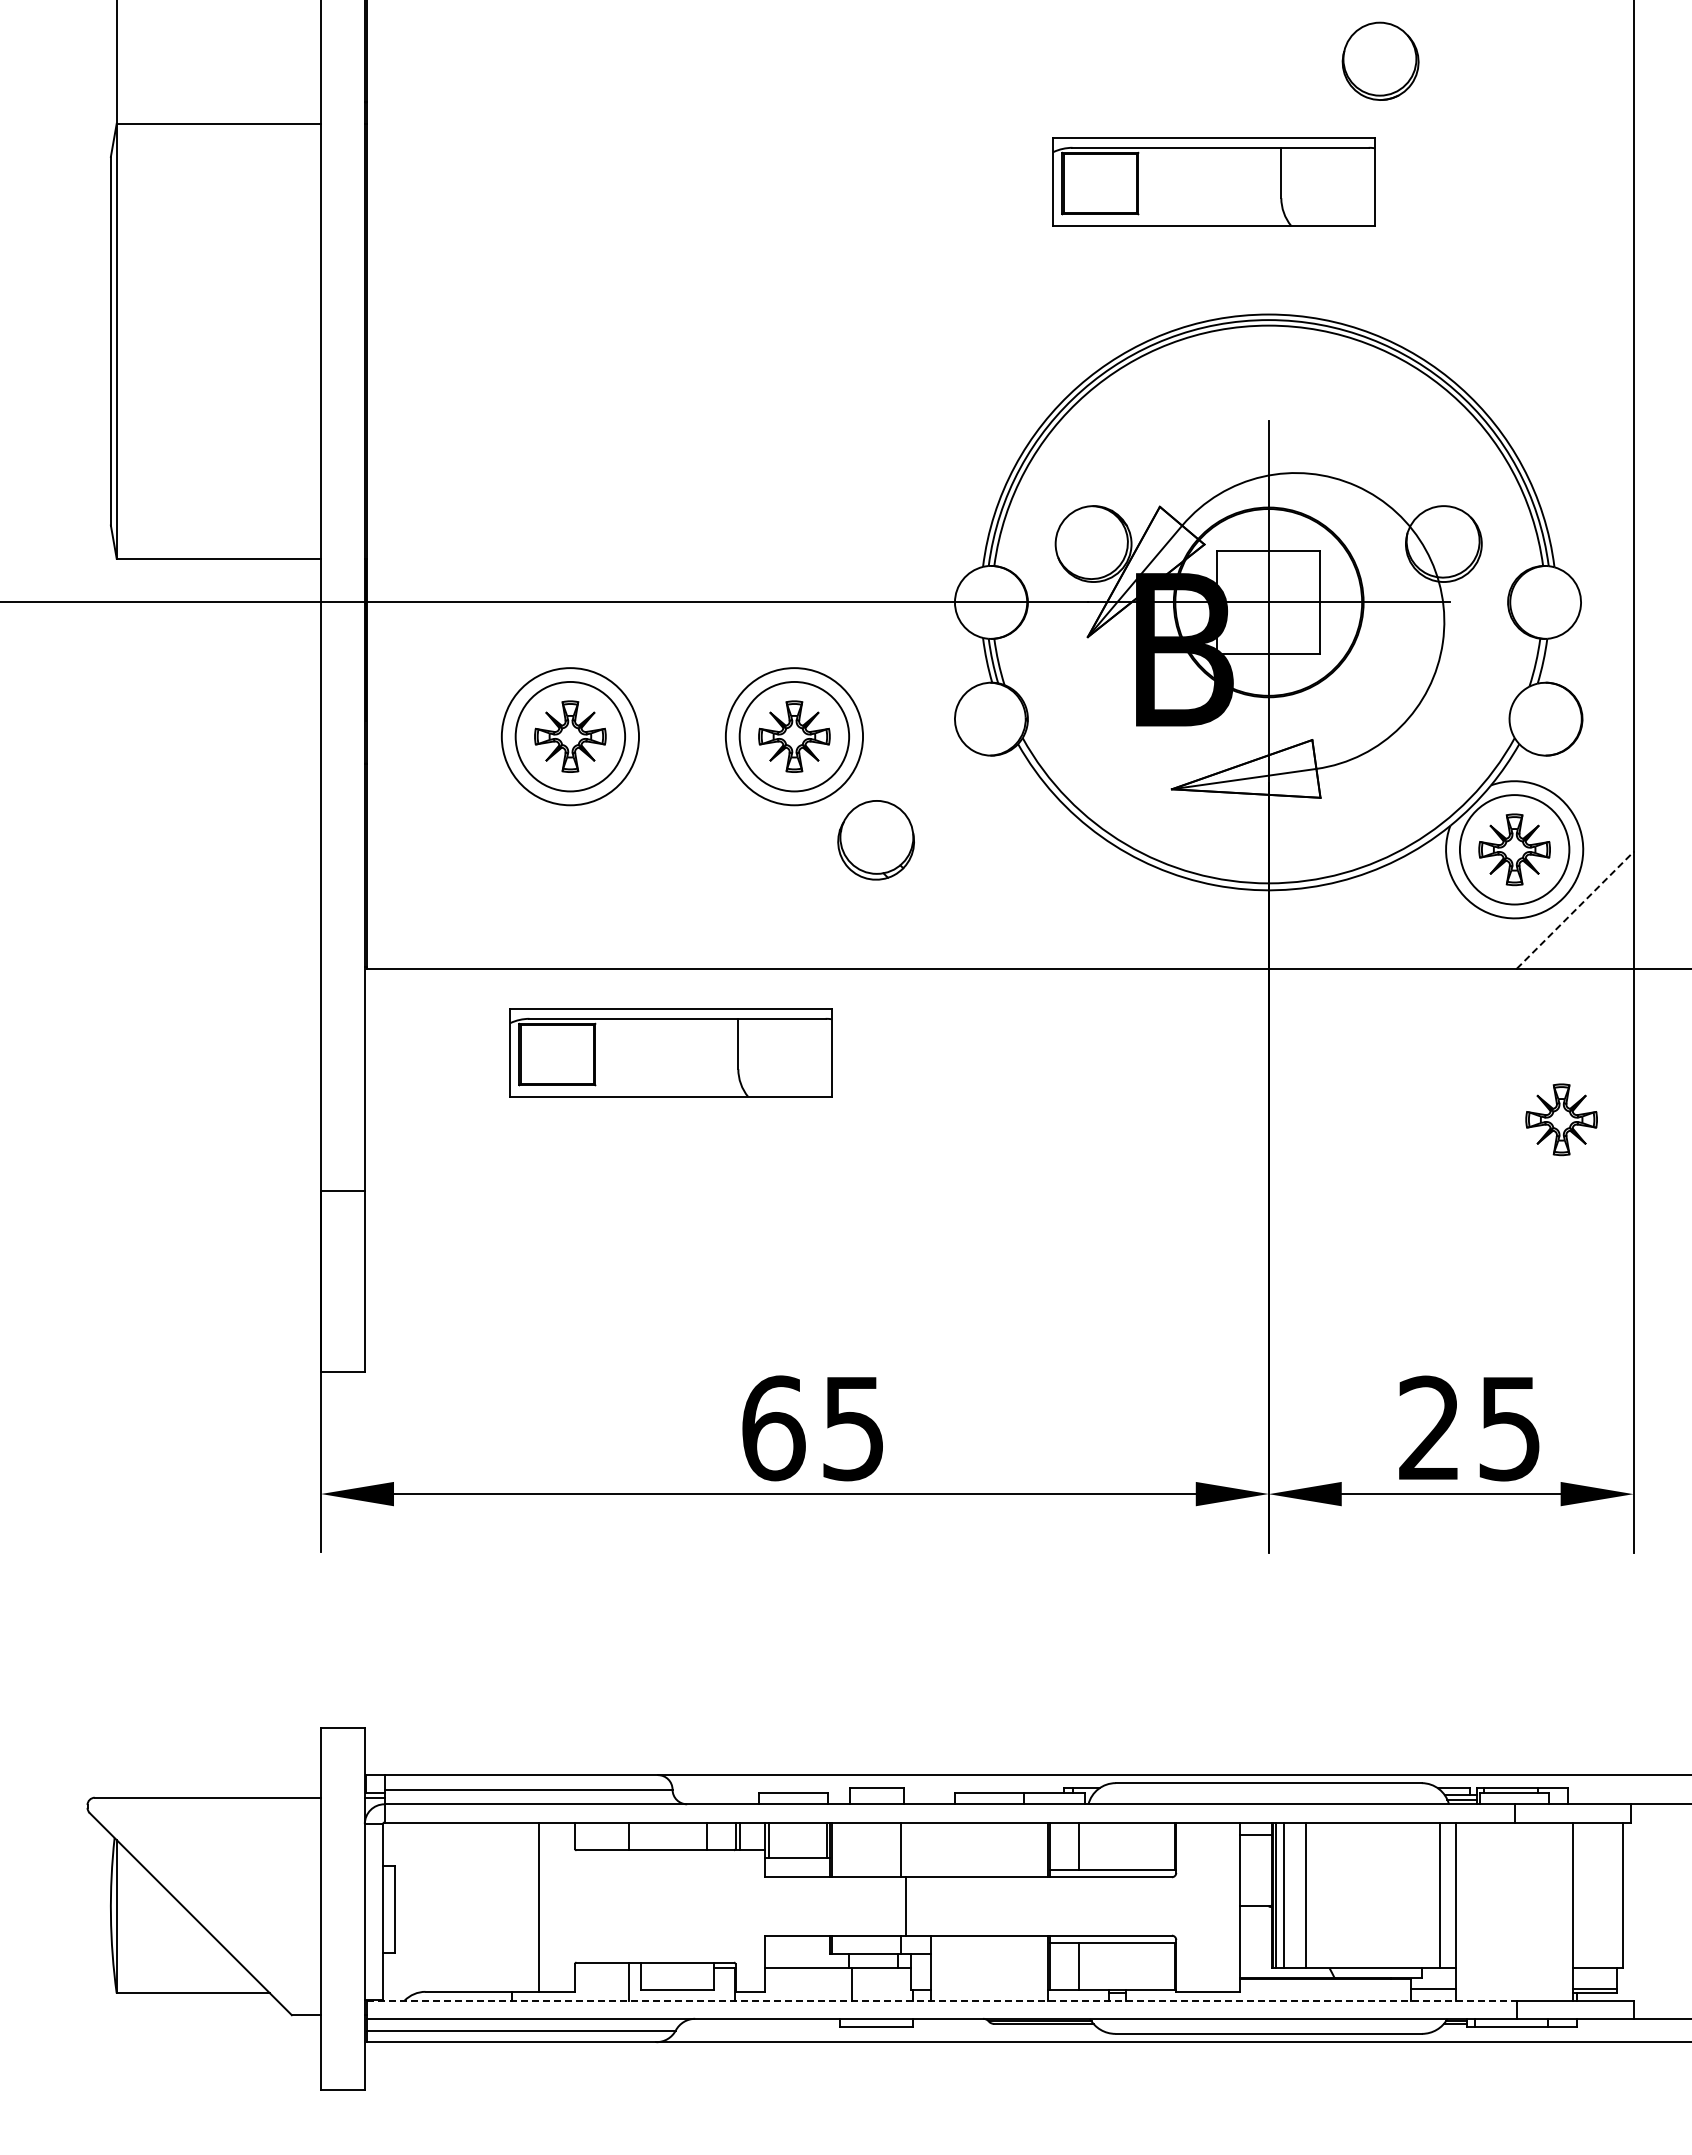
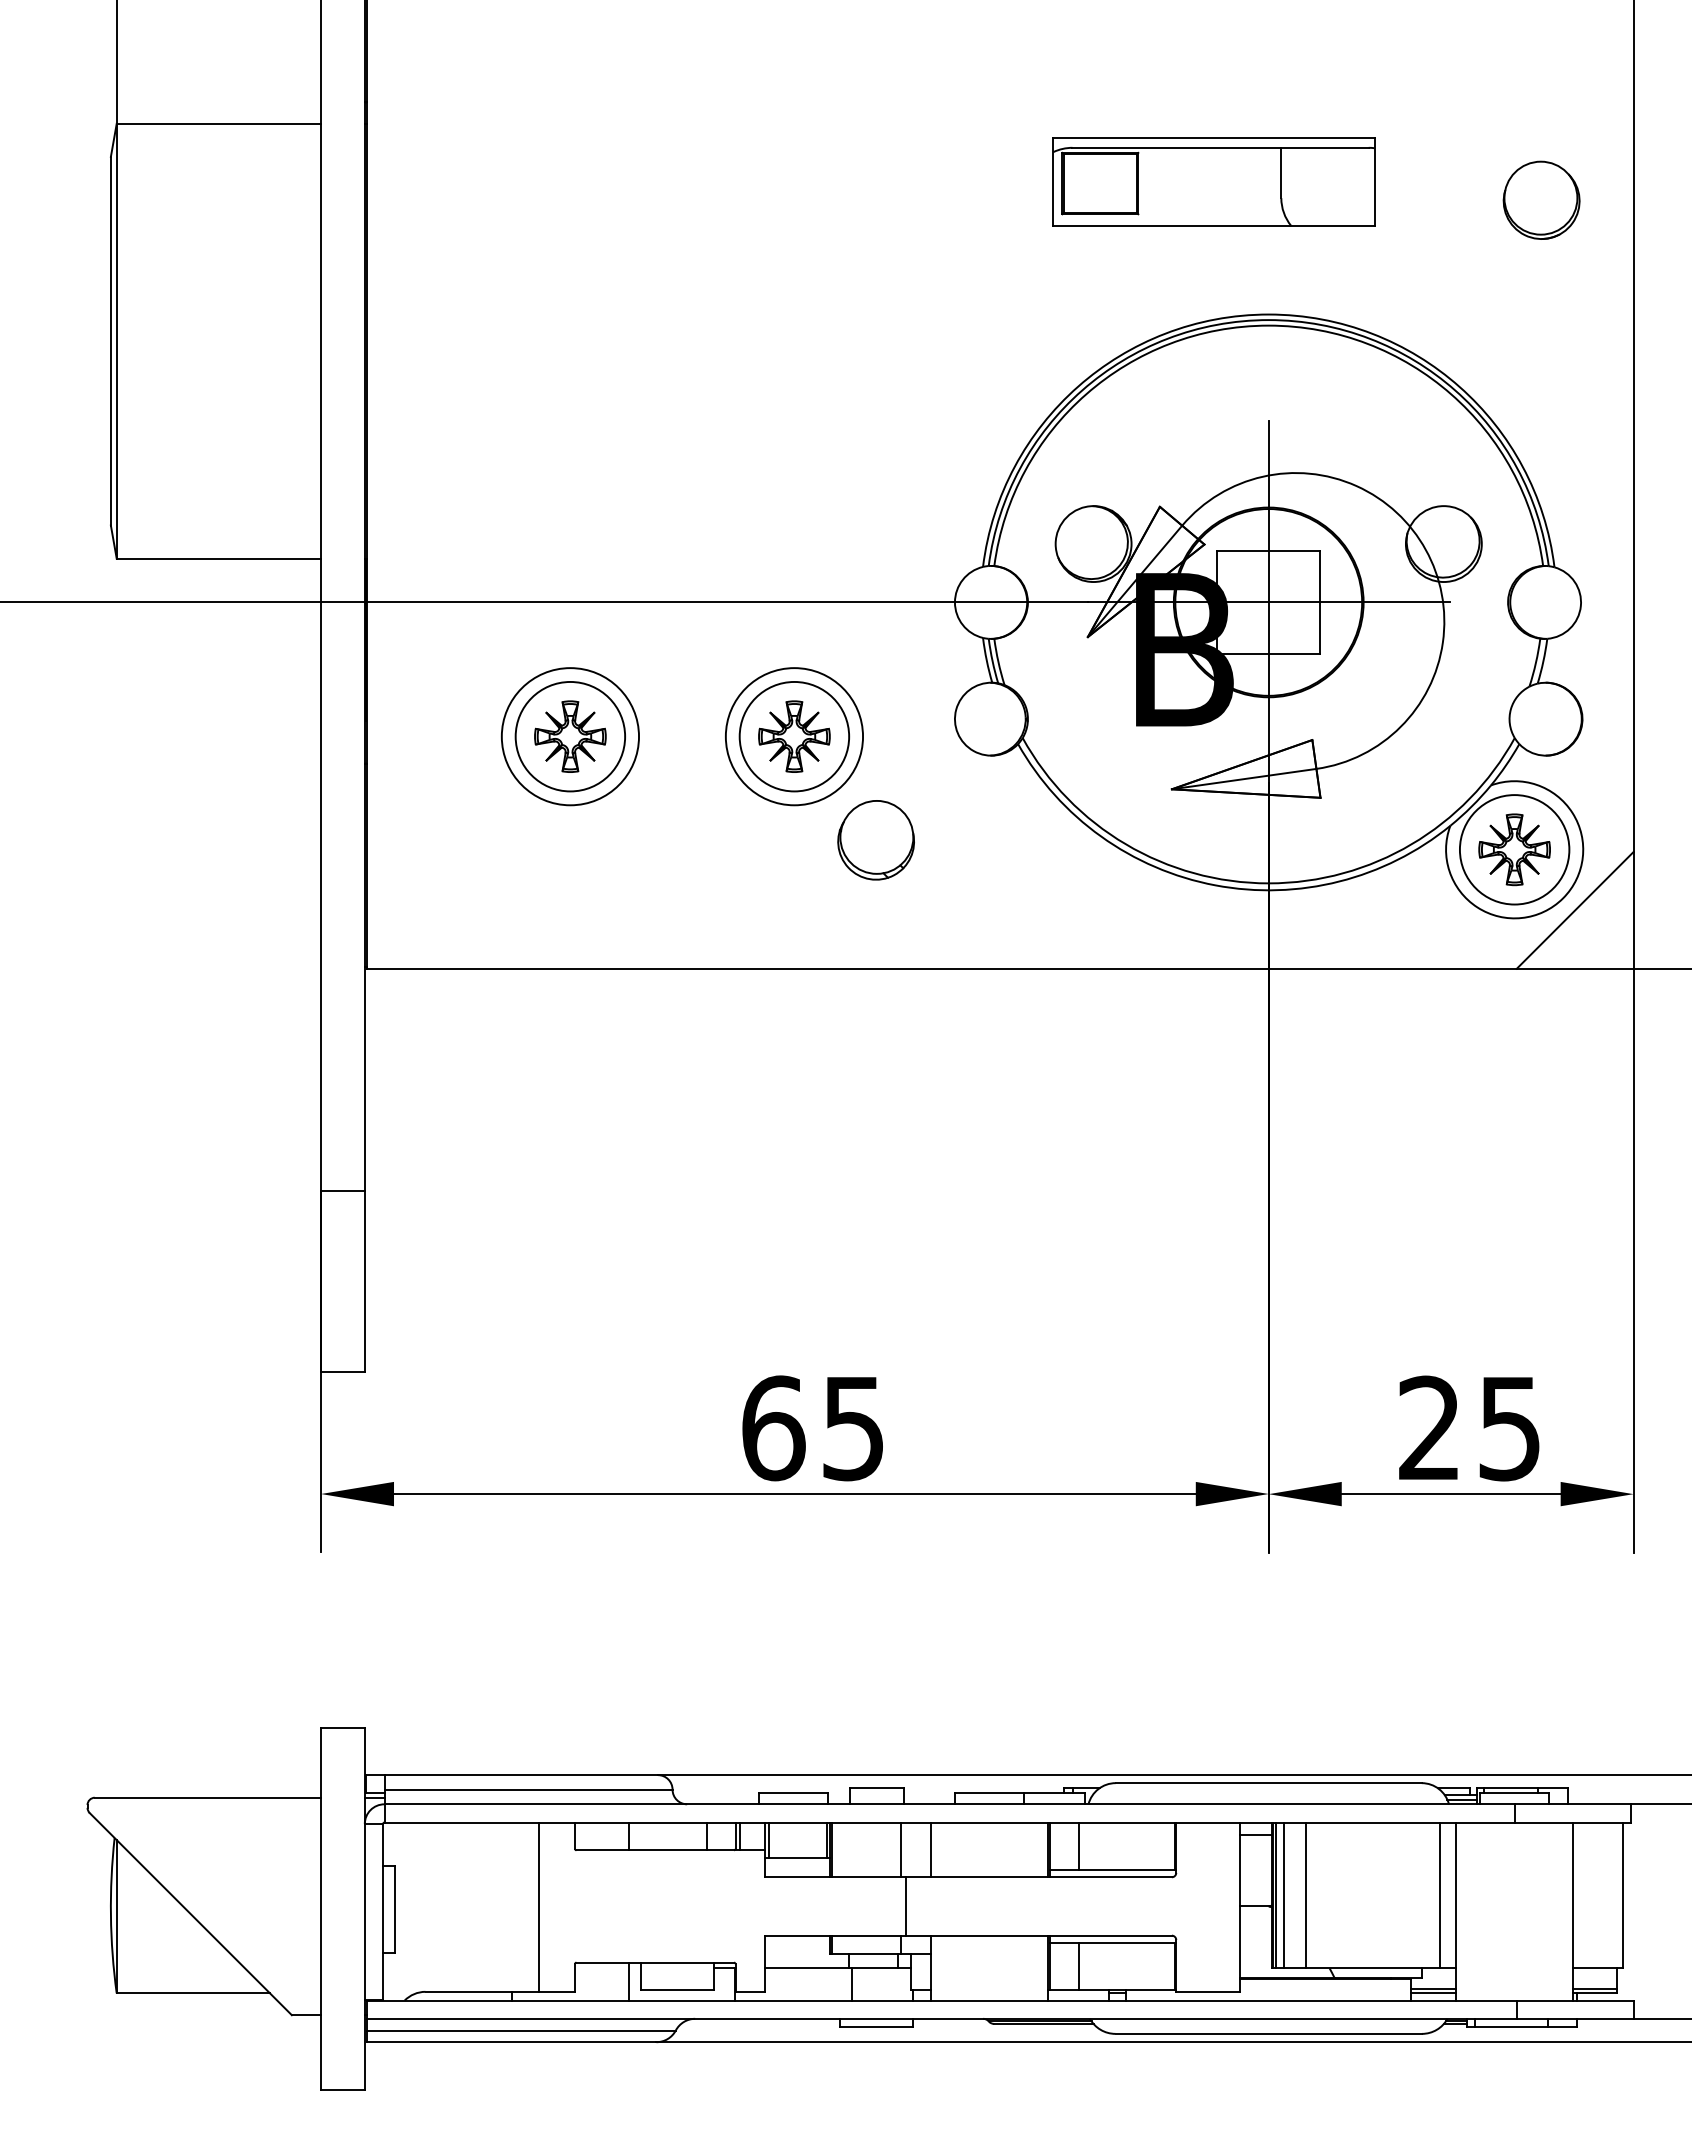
part position: (1380, 60) -> (1541, 199) (1541, 199)
line: dashed -> solid (1575, 910)
part: present -> none (670, 1052)
part: present -> none (1561, 1119)
line: none -> present (930, 1849)
line: none -> present (1433, 1993)
line: dashed -> solid (942, 2000)
